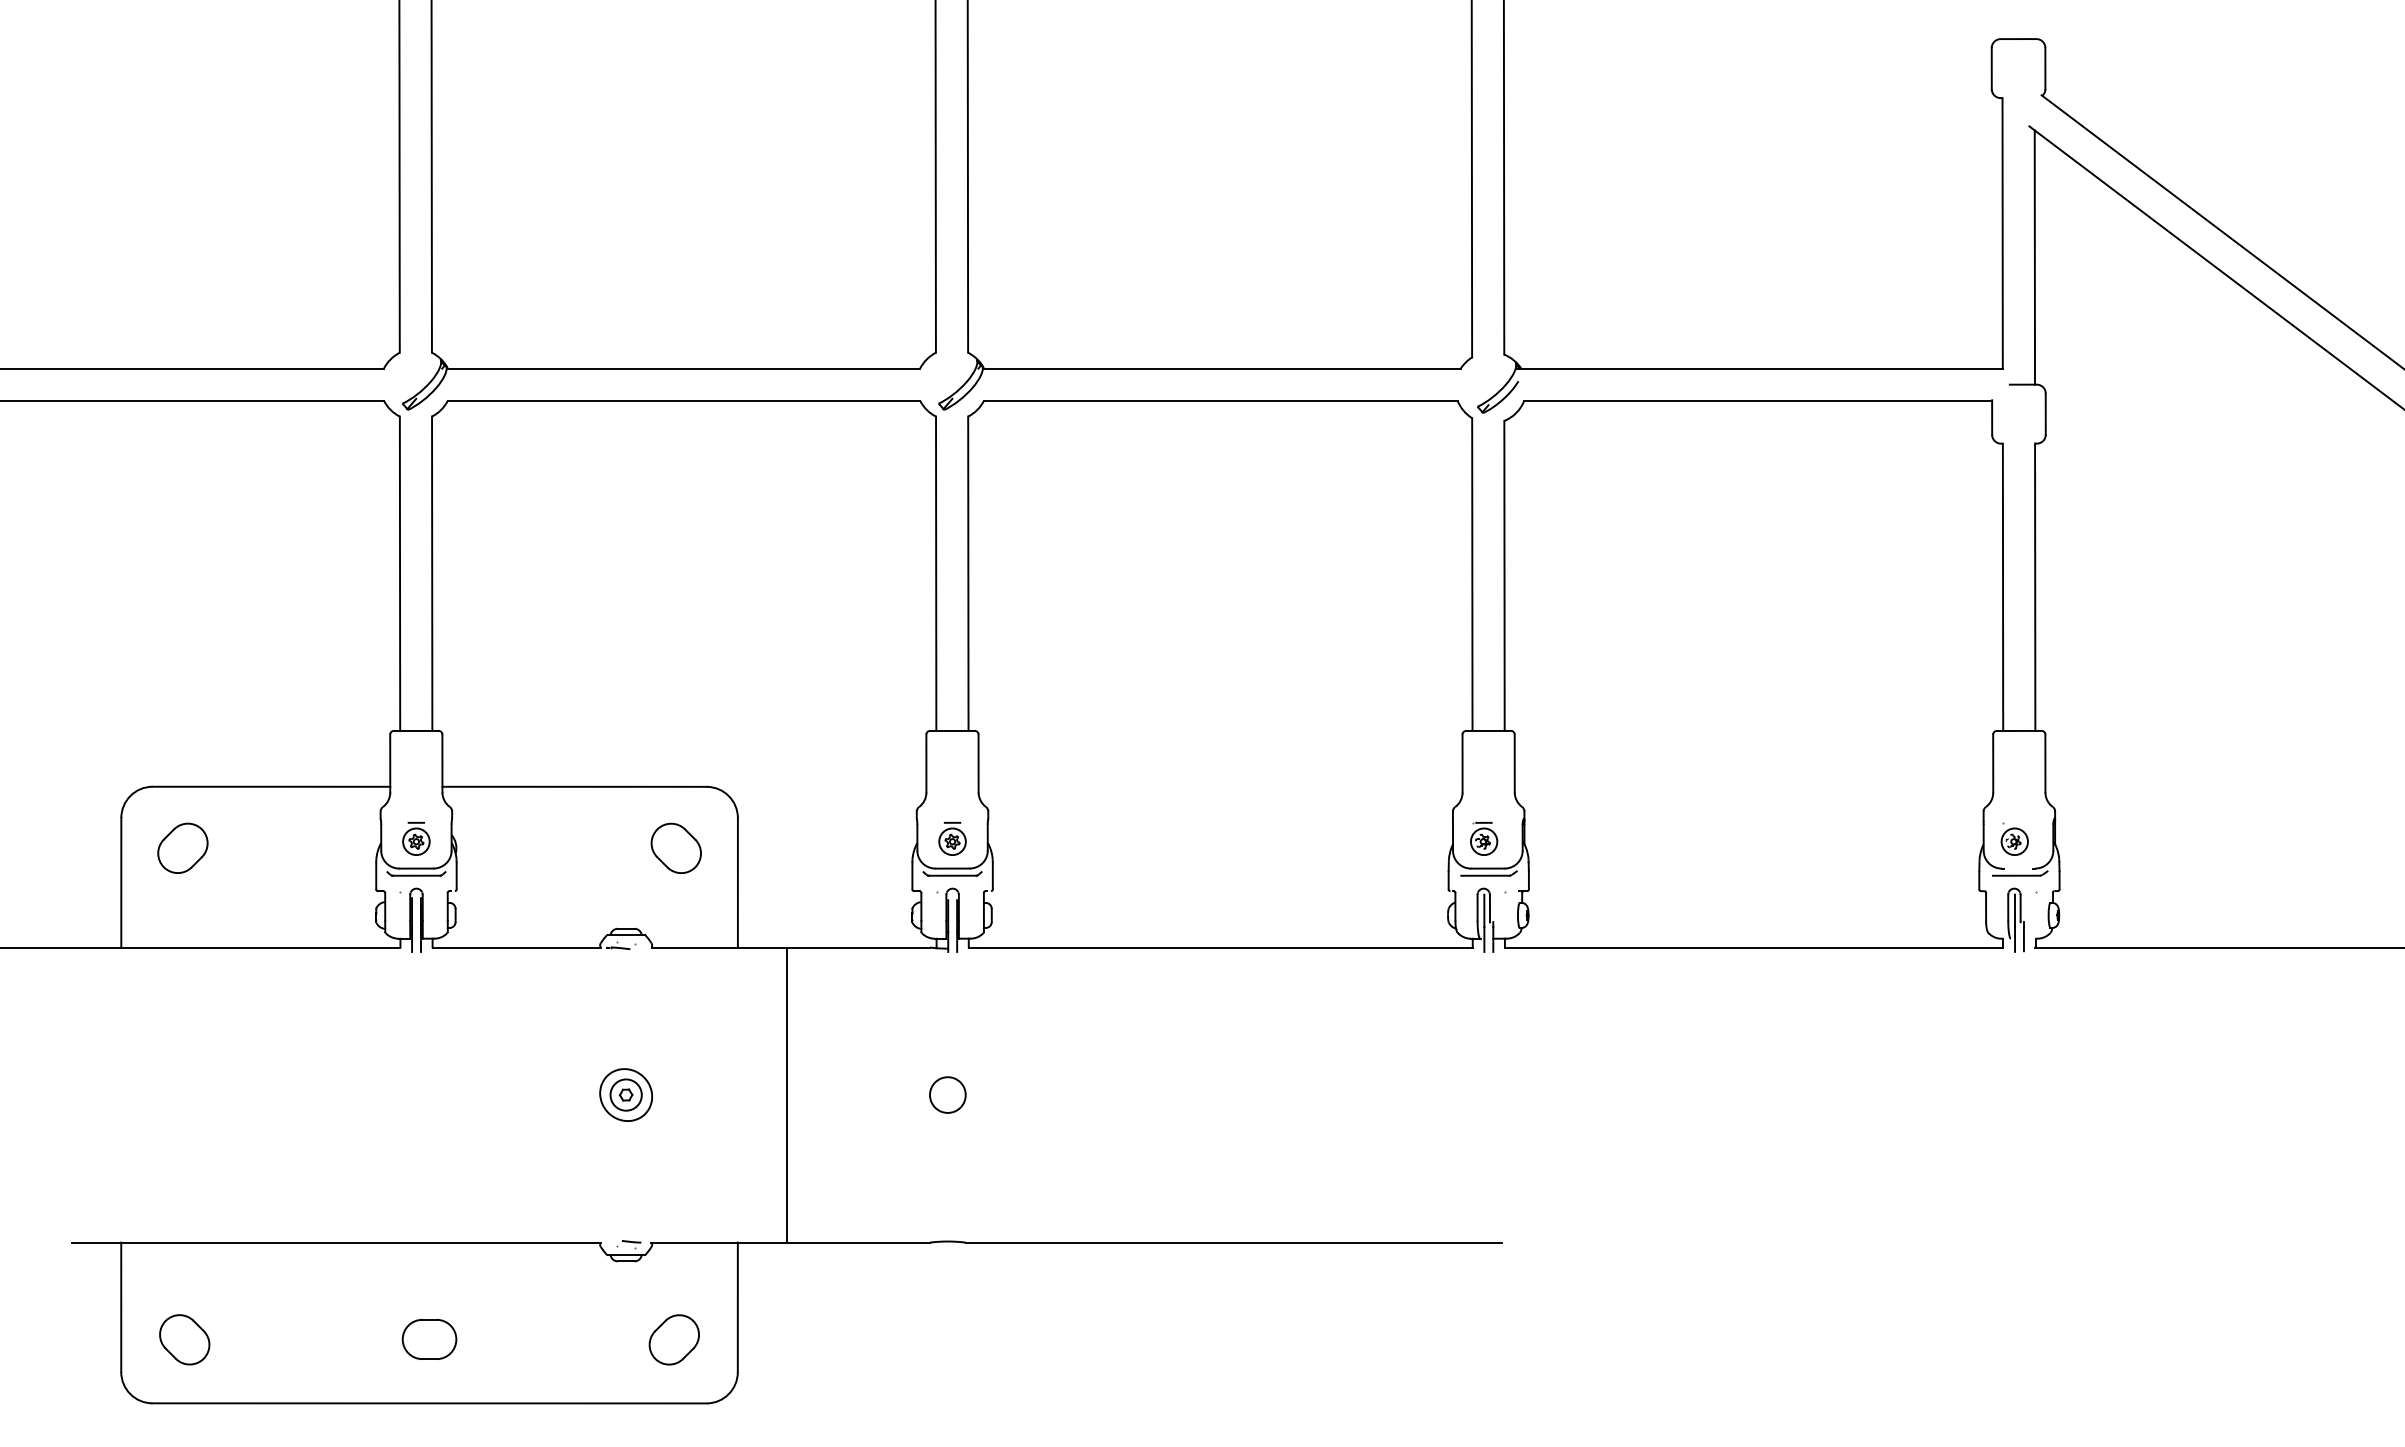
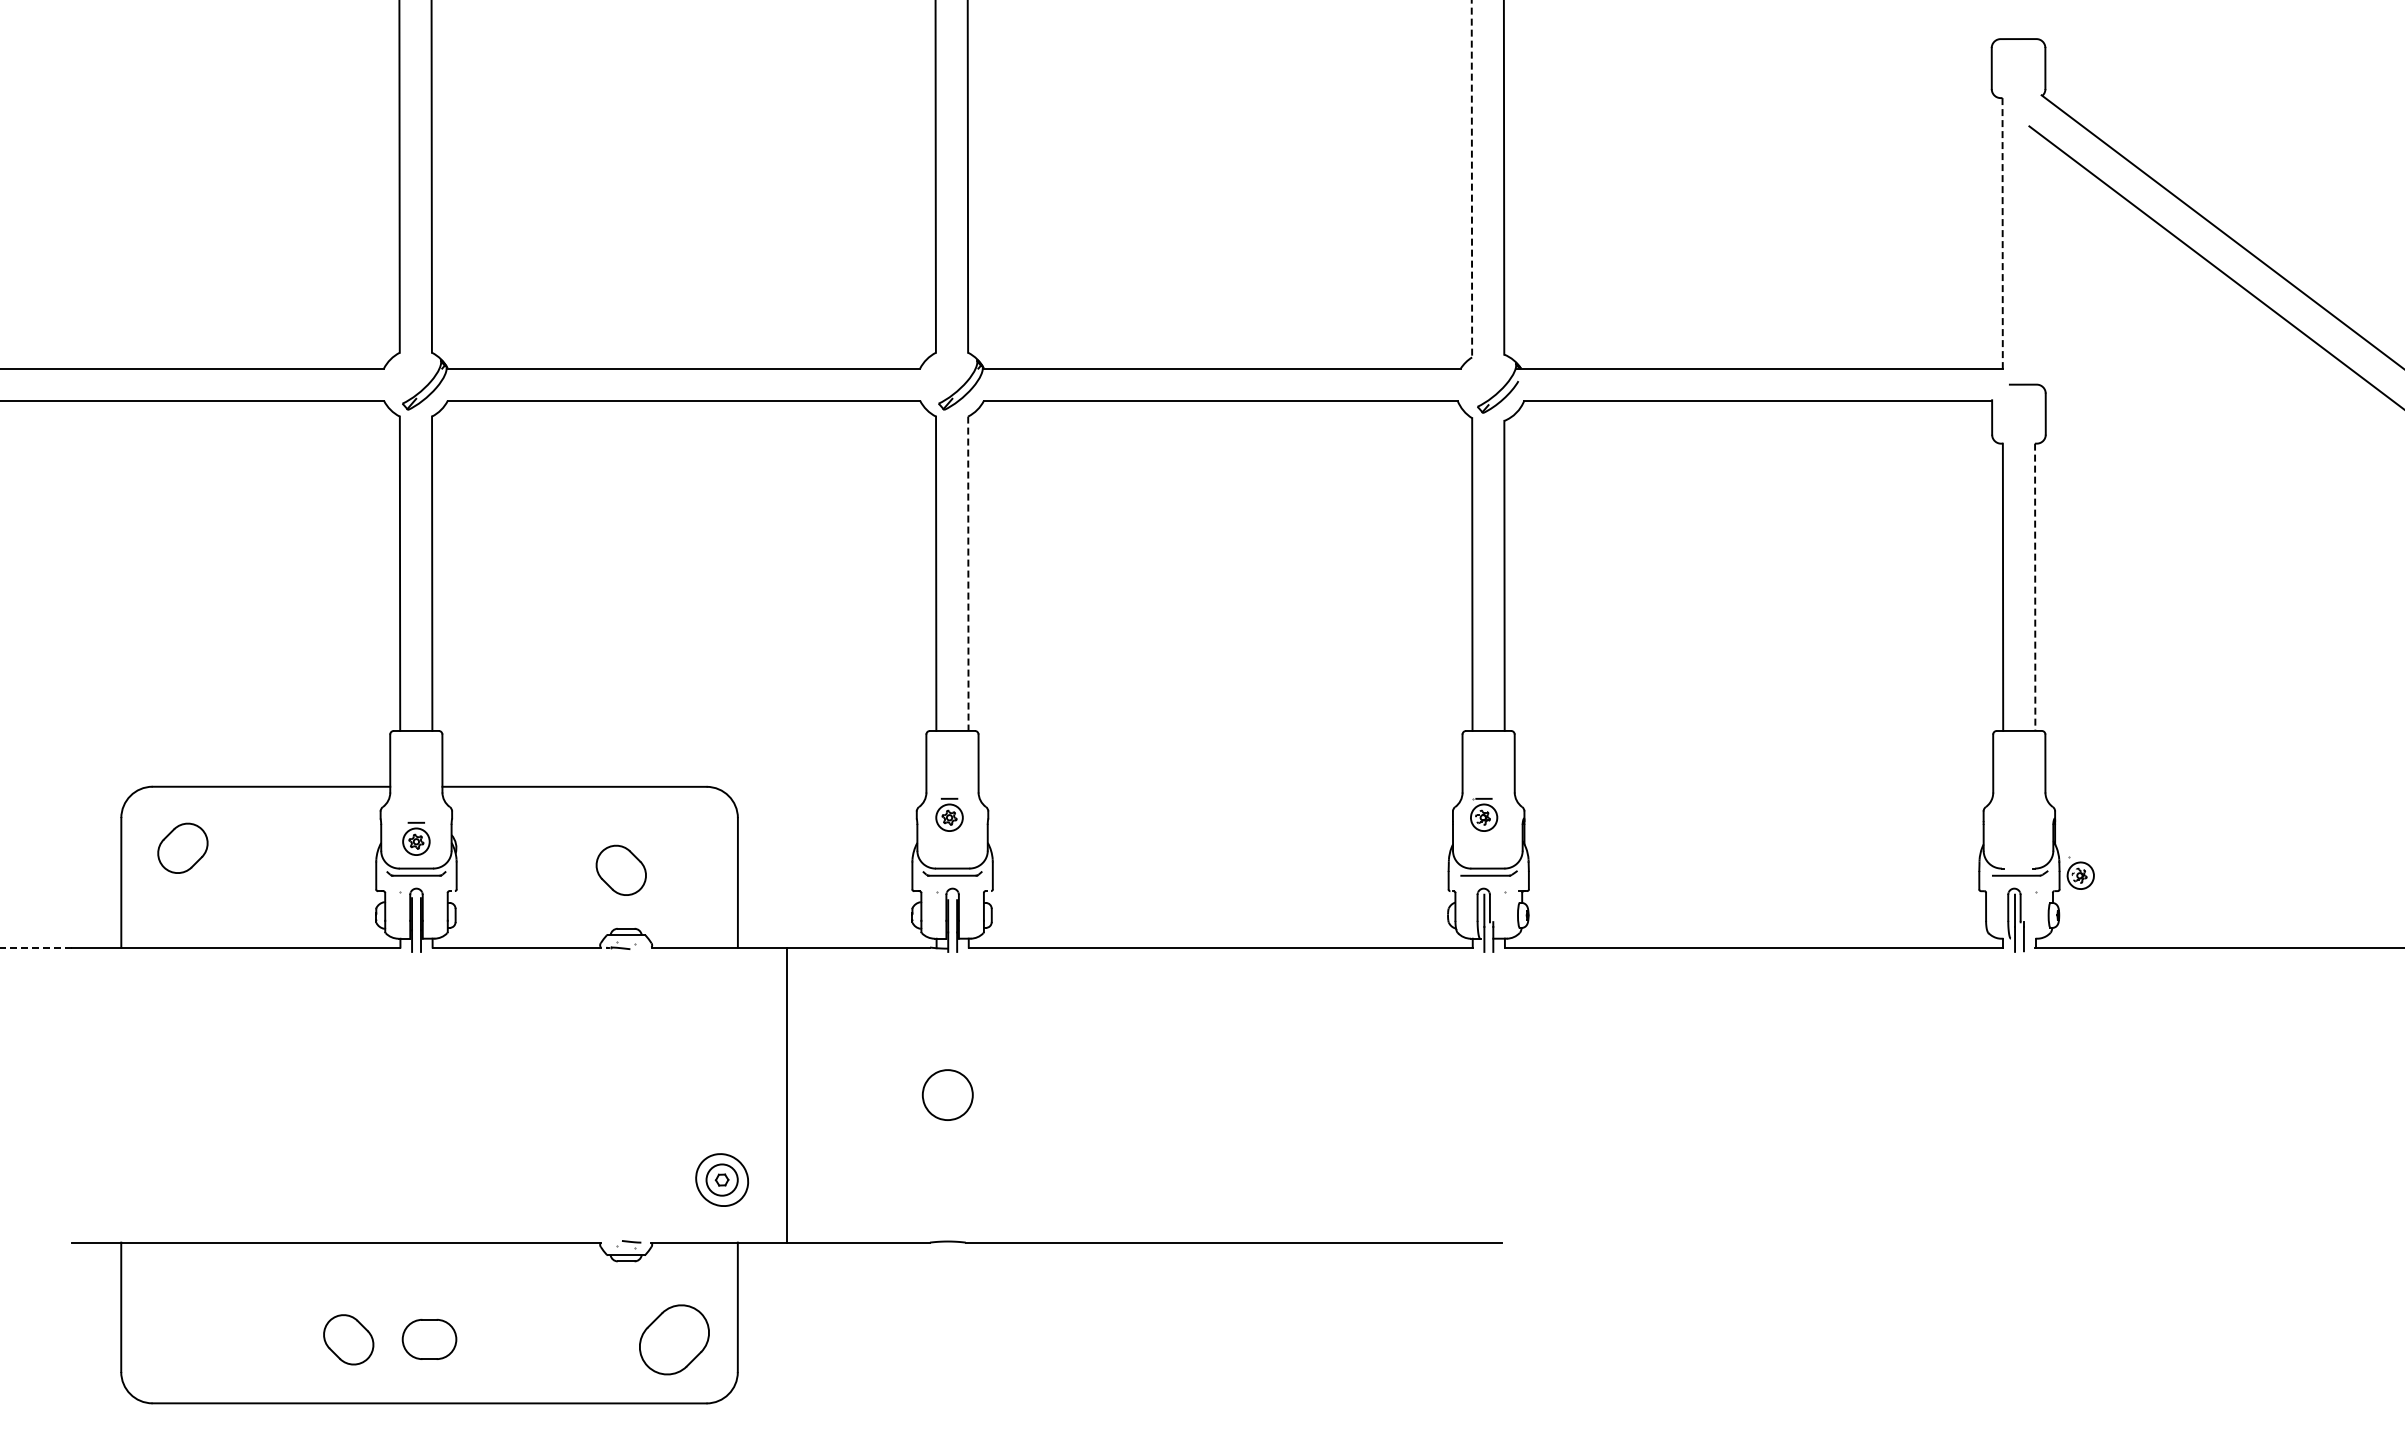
line: solid -> dashed (1471, 179)
line: solid -> dashed (2002, 233)
line: present -> none (2034, 257)
line: solid -> dashed (968, 574)
line: solid -> dashed (2035, 587)
part position: (952, 838) -> (949, 814) (949, 814)
part position: (1484, 838) -> (1484, 814) (1484, 814)
part position: (2014, 838) -> (2080, 872) (2080, 872)
part position: (675, 847) -> (620, 869) (620, 869)
line: solid -> dashed (36, 947)
part position: (626, 1094) -> (722, 1179) (722, 1179)
part size: 38x38 px -> 53x52 px (947, 1094)
part position: (184, 1339) -> (348, 1339) (348, 1339)
part size: 52x52 px -> 71x72 px (674, 1339)
